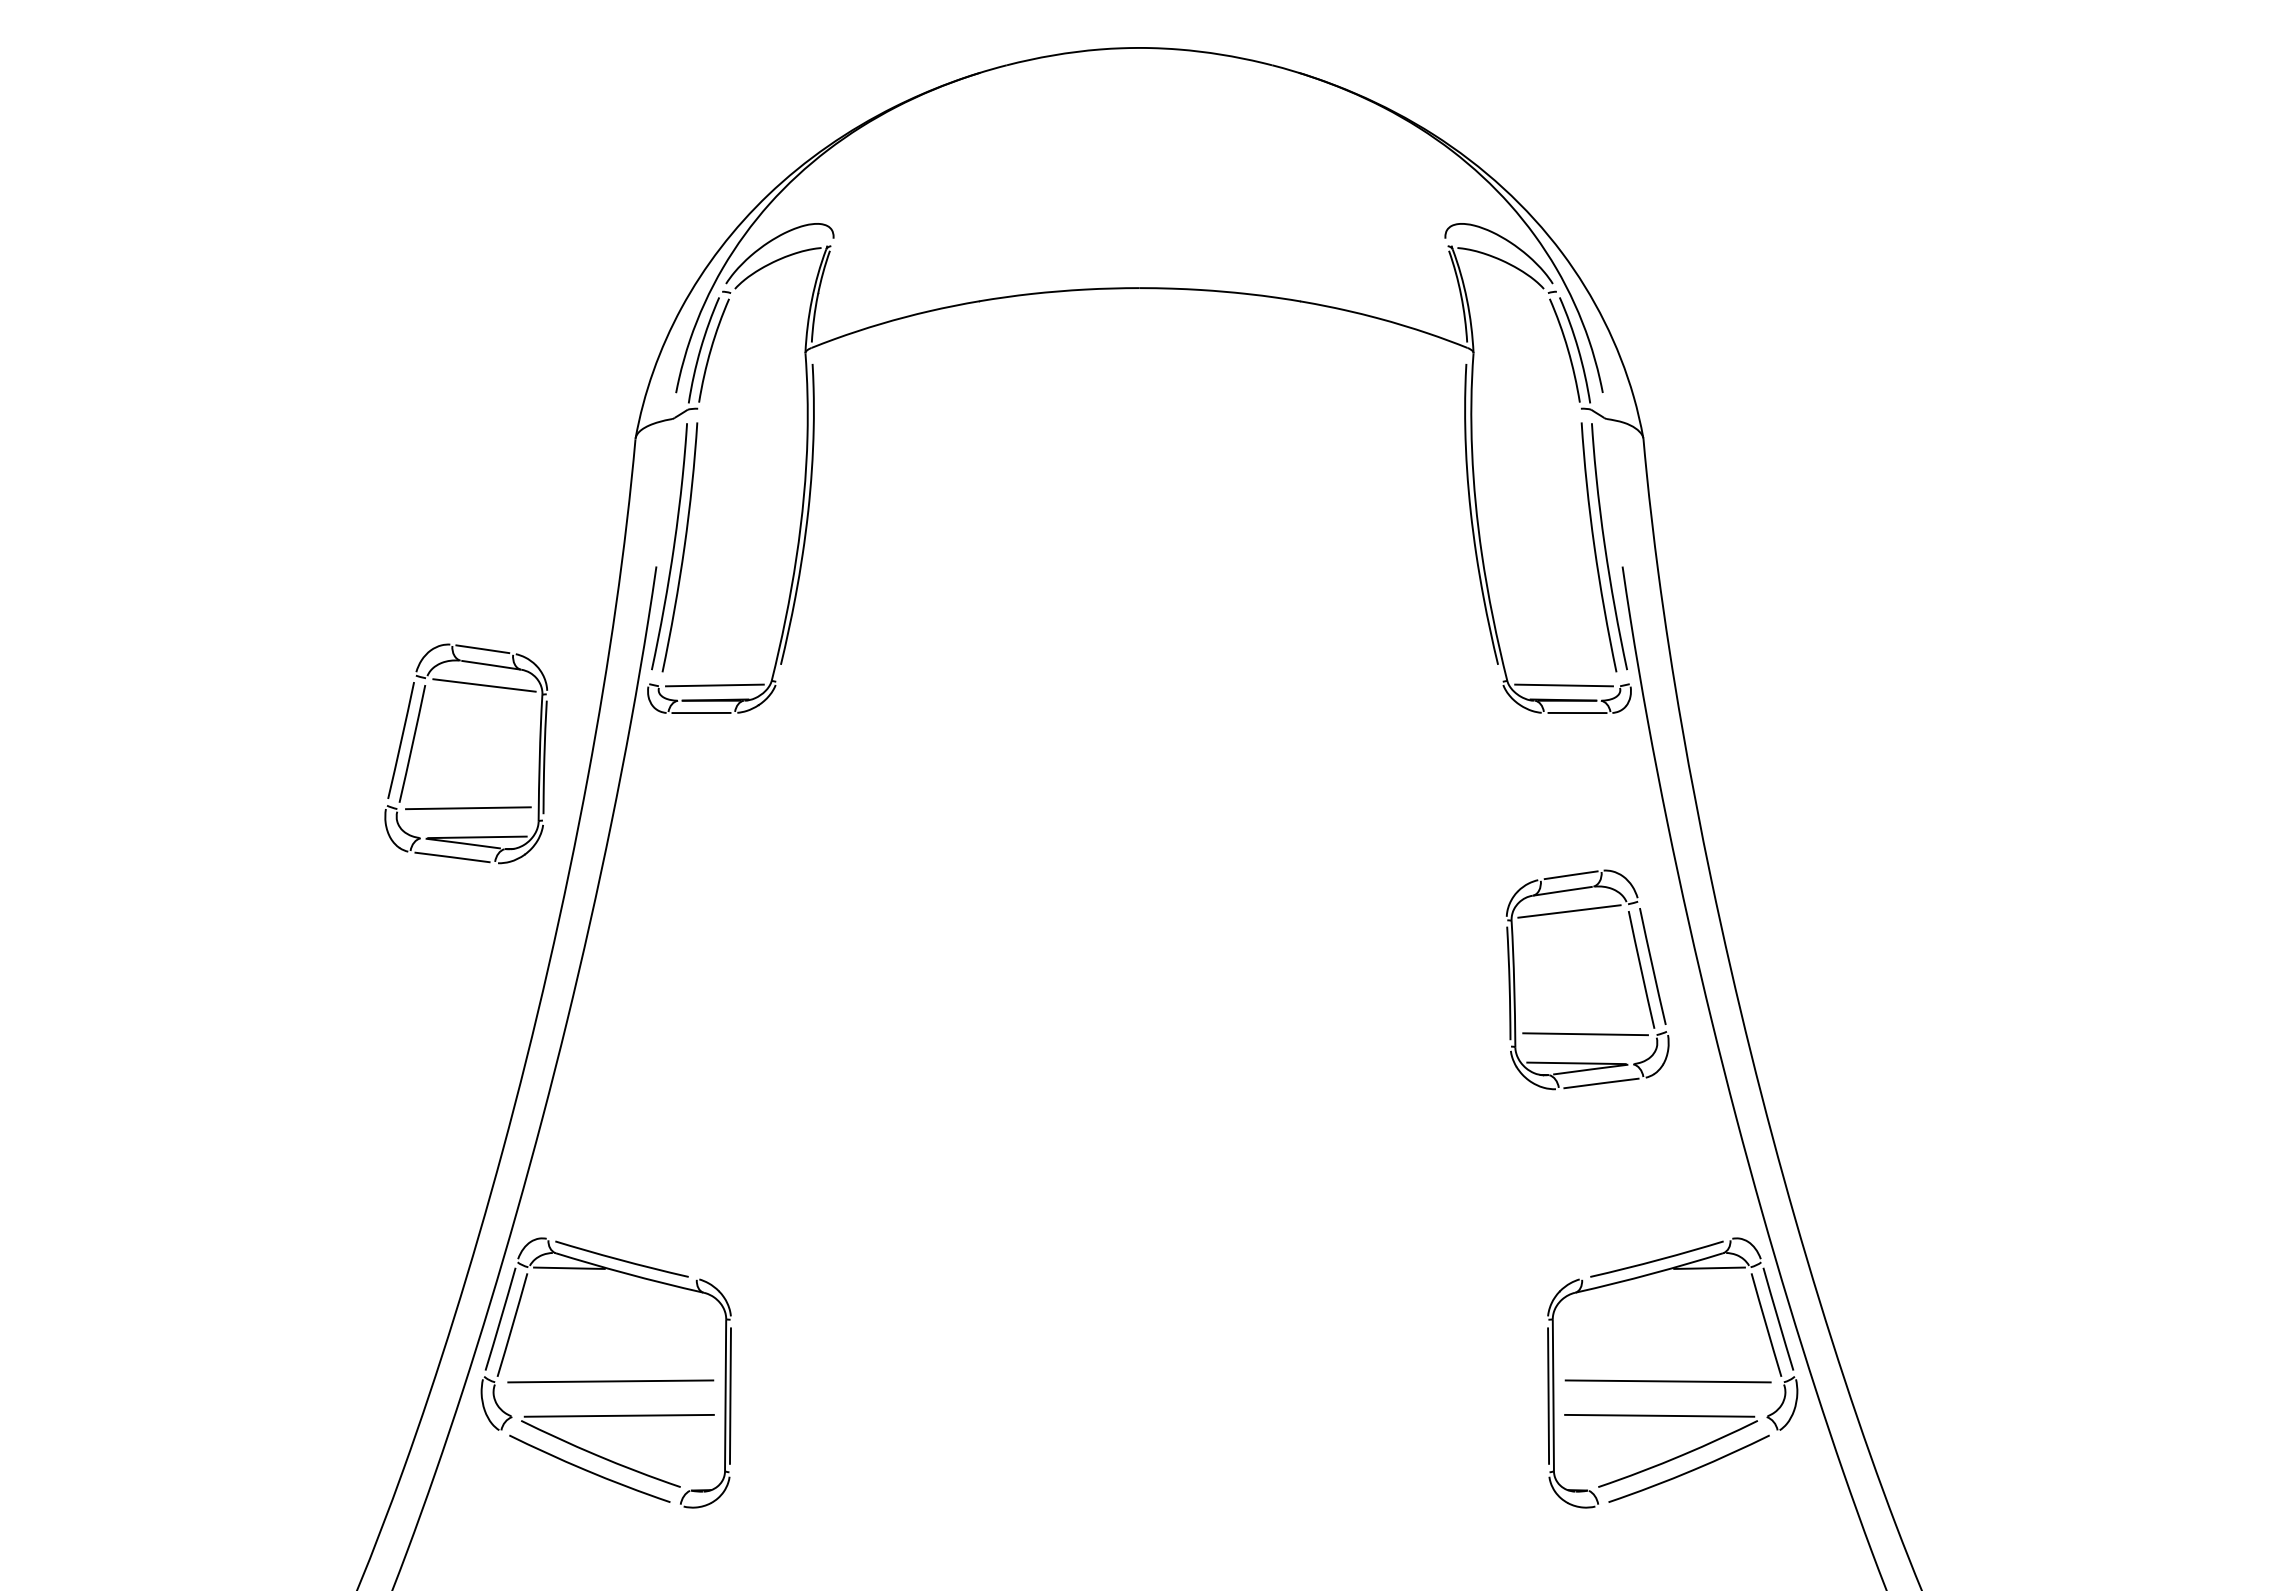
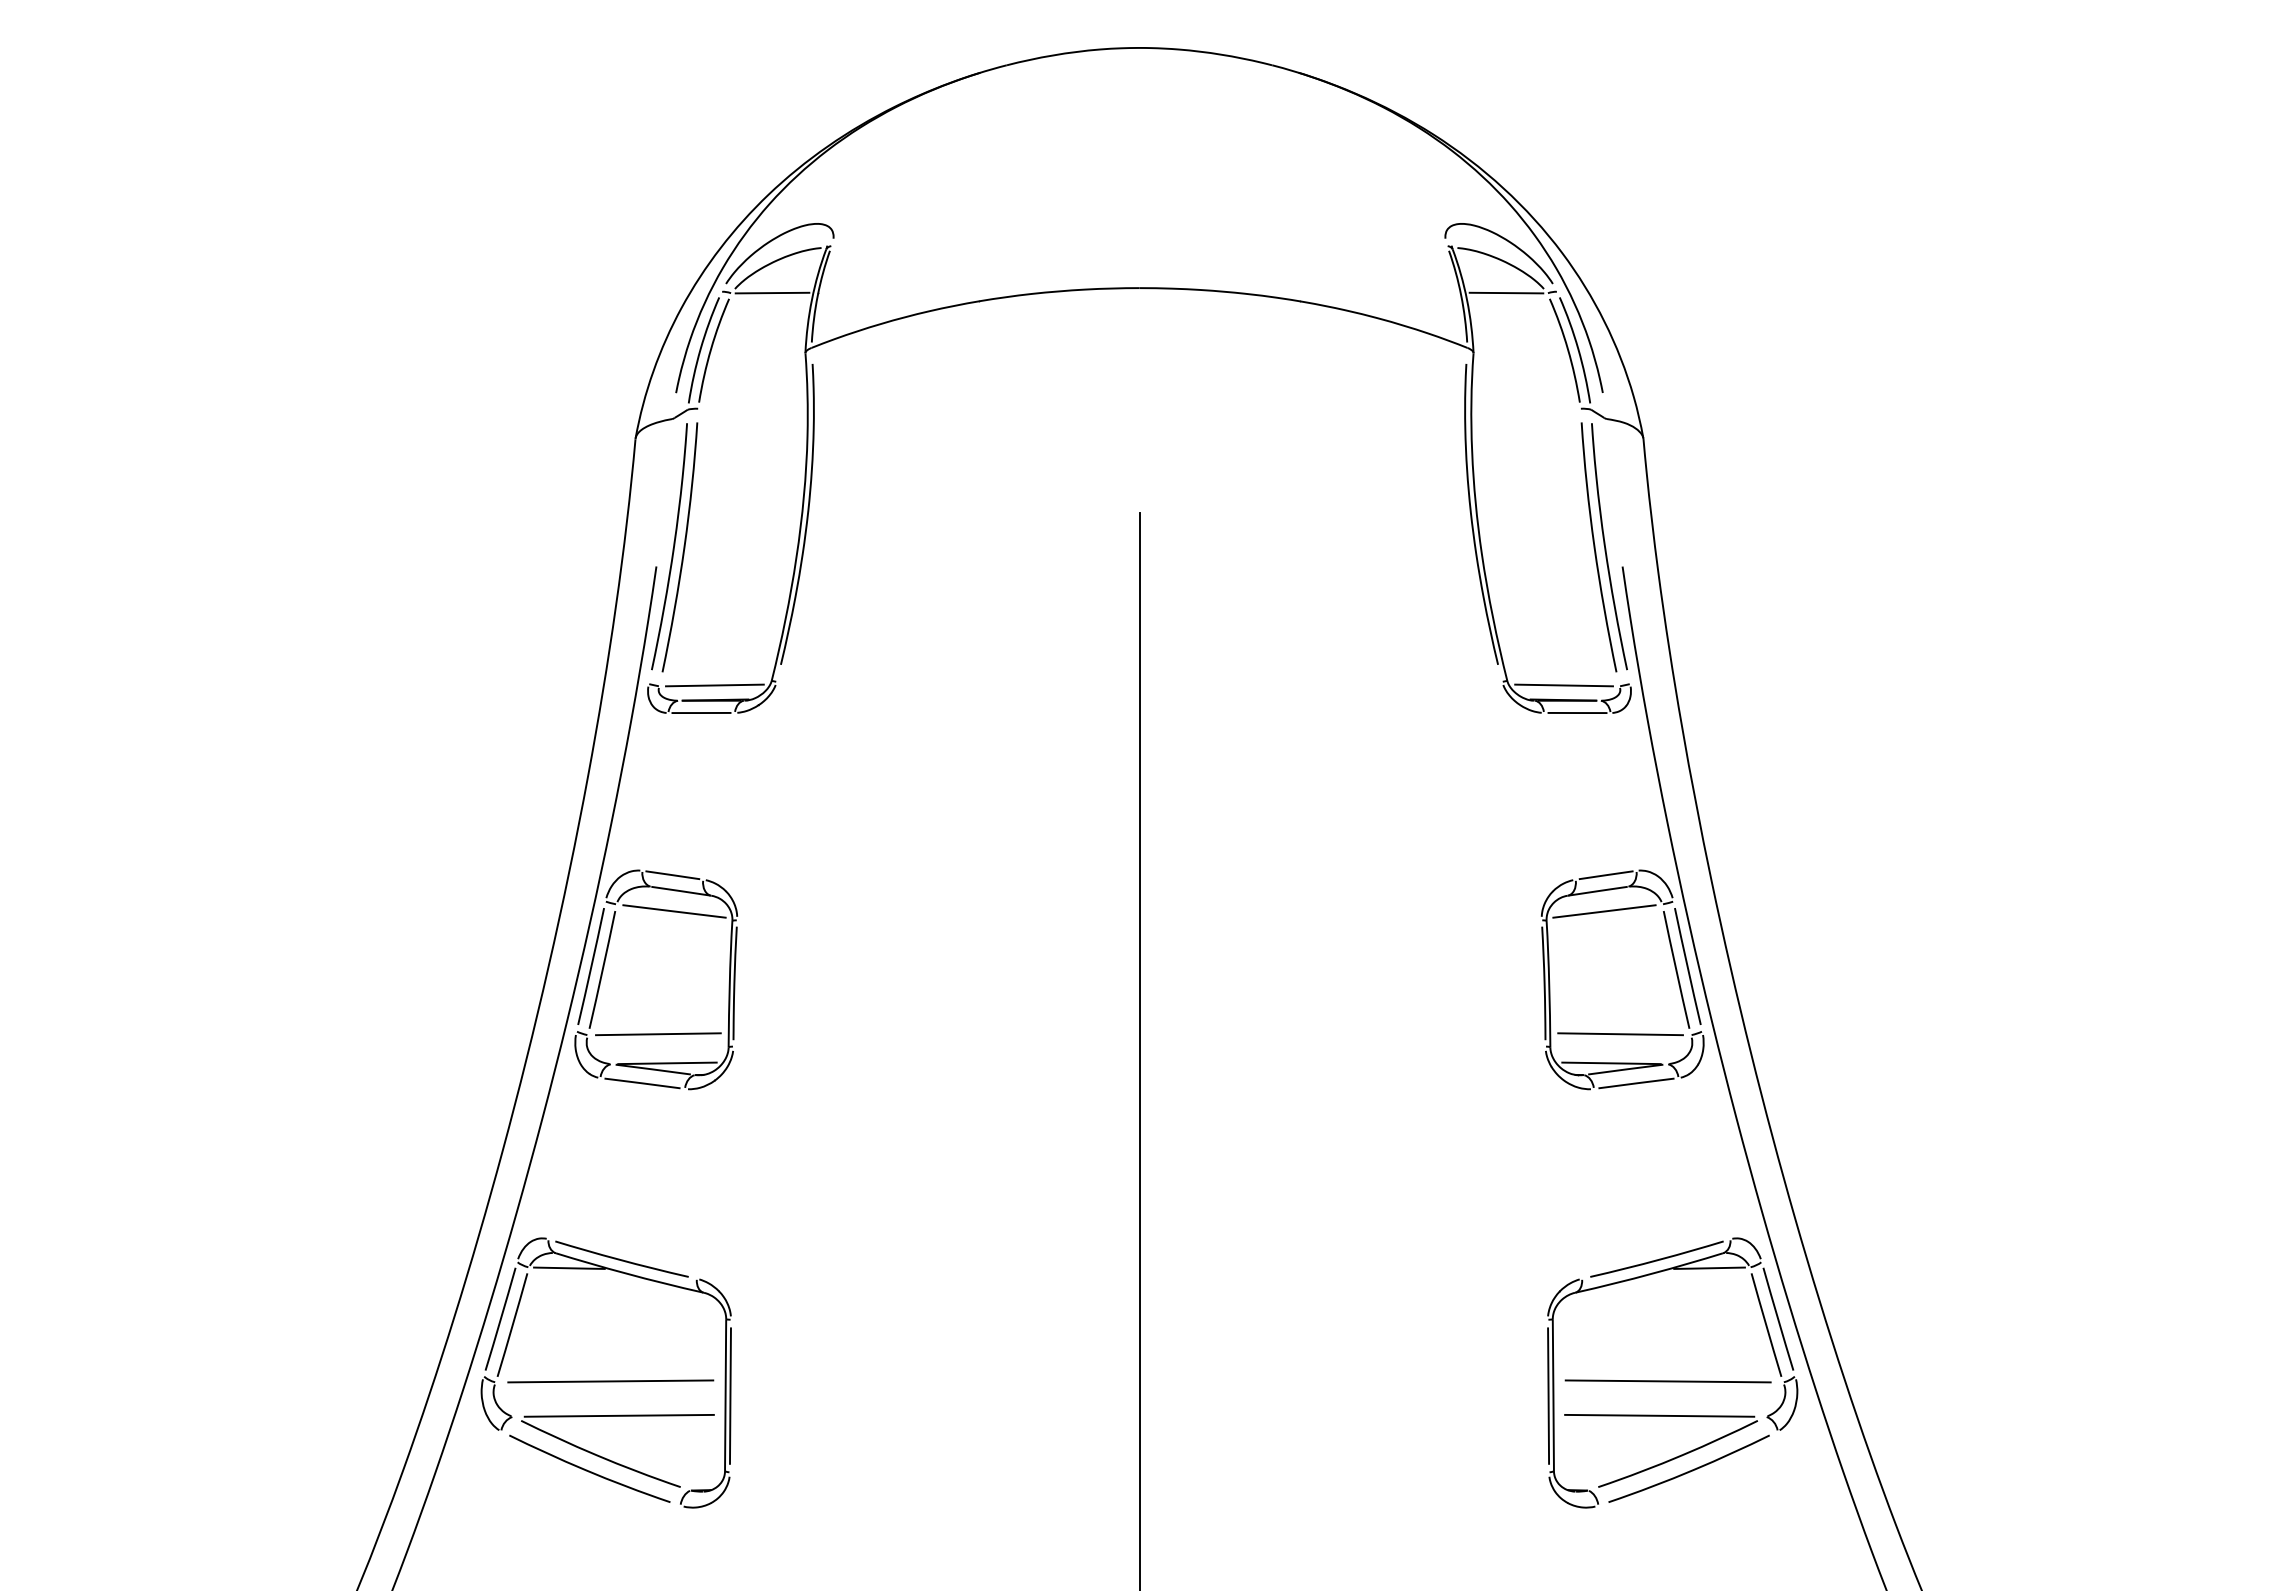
line: none -> present (772, 292)
line: none -> present (1506, 292)
part position: (414, 741) -> (604, 967) (604, 967)
part position: (1639, 967) -> (1674, 967) (1674, 967)
line: none -> present (1139, 1050)
